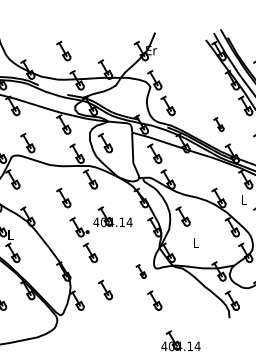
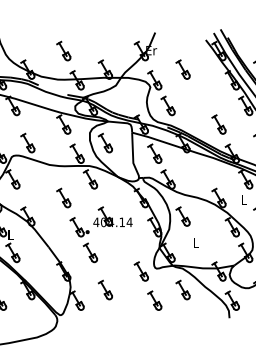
part: none -> present (182, 69)
part size: 12x15 px -> 16x21 px (218, 124)
part size: 12x15 px -> 16x21 px (140, 271)
part: none -> present (182, 289)
part: present -> none (180, 340)
